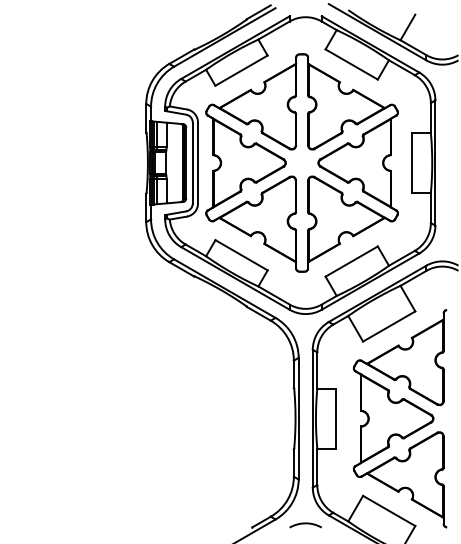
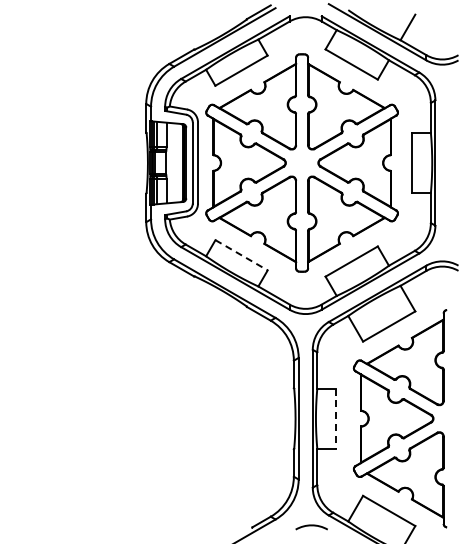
line: solid -> dashed (242, 255)
line: solid -> dashed (335, 419)
arc position: (305, 524) -> (311, 526) (311, 526)
